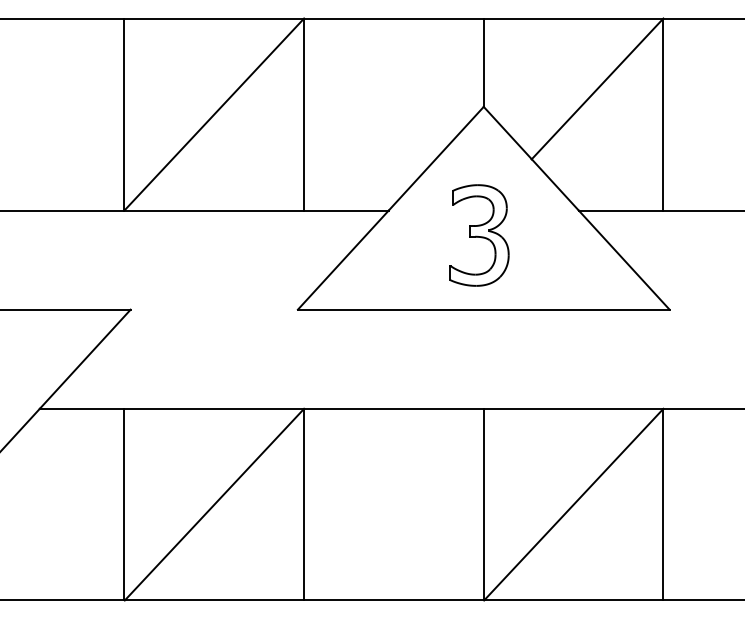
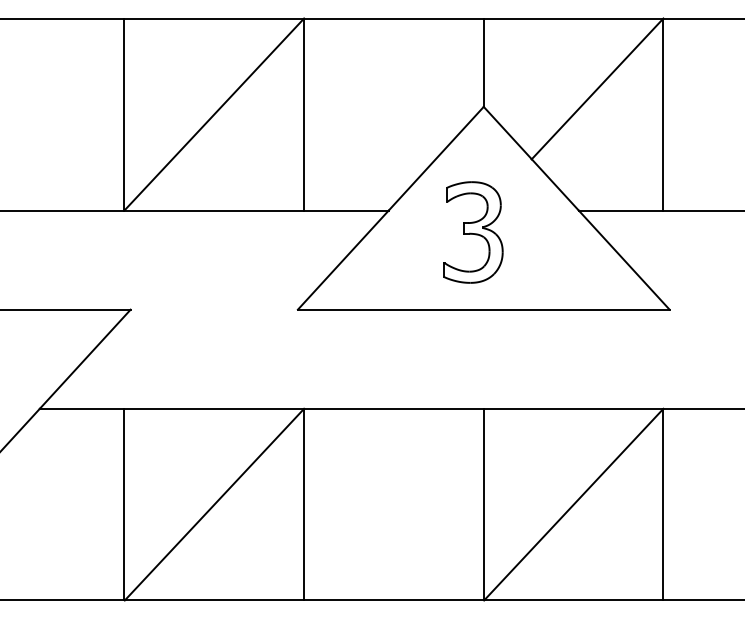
part position: (479, 235) -> (473, 232) (473, 232)
